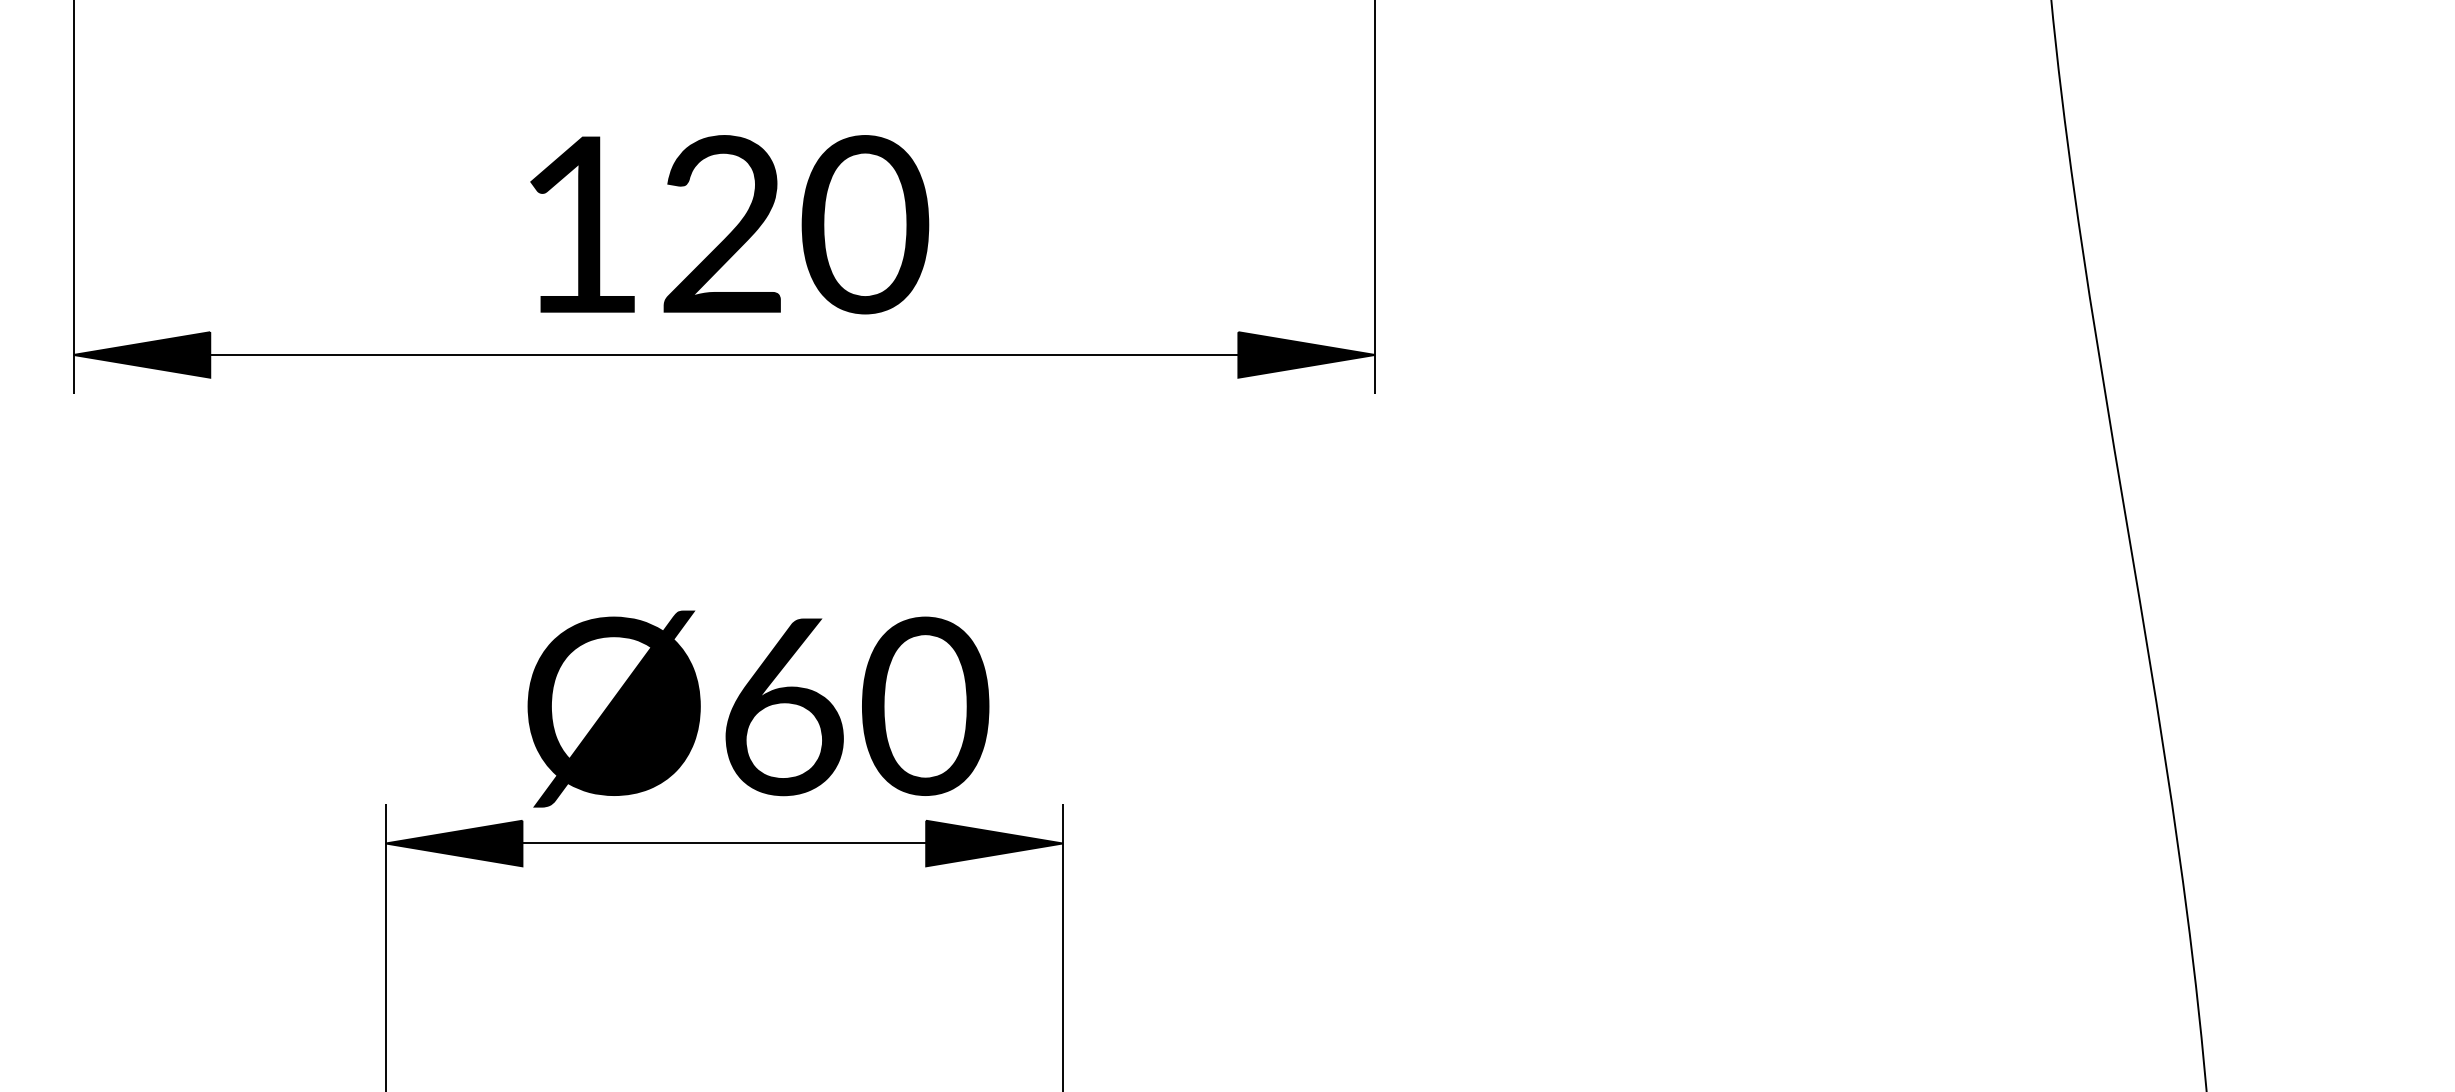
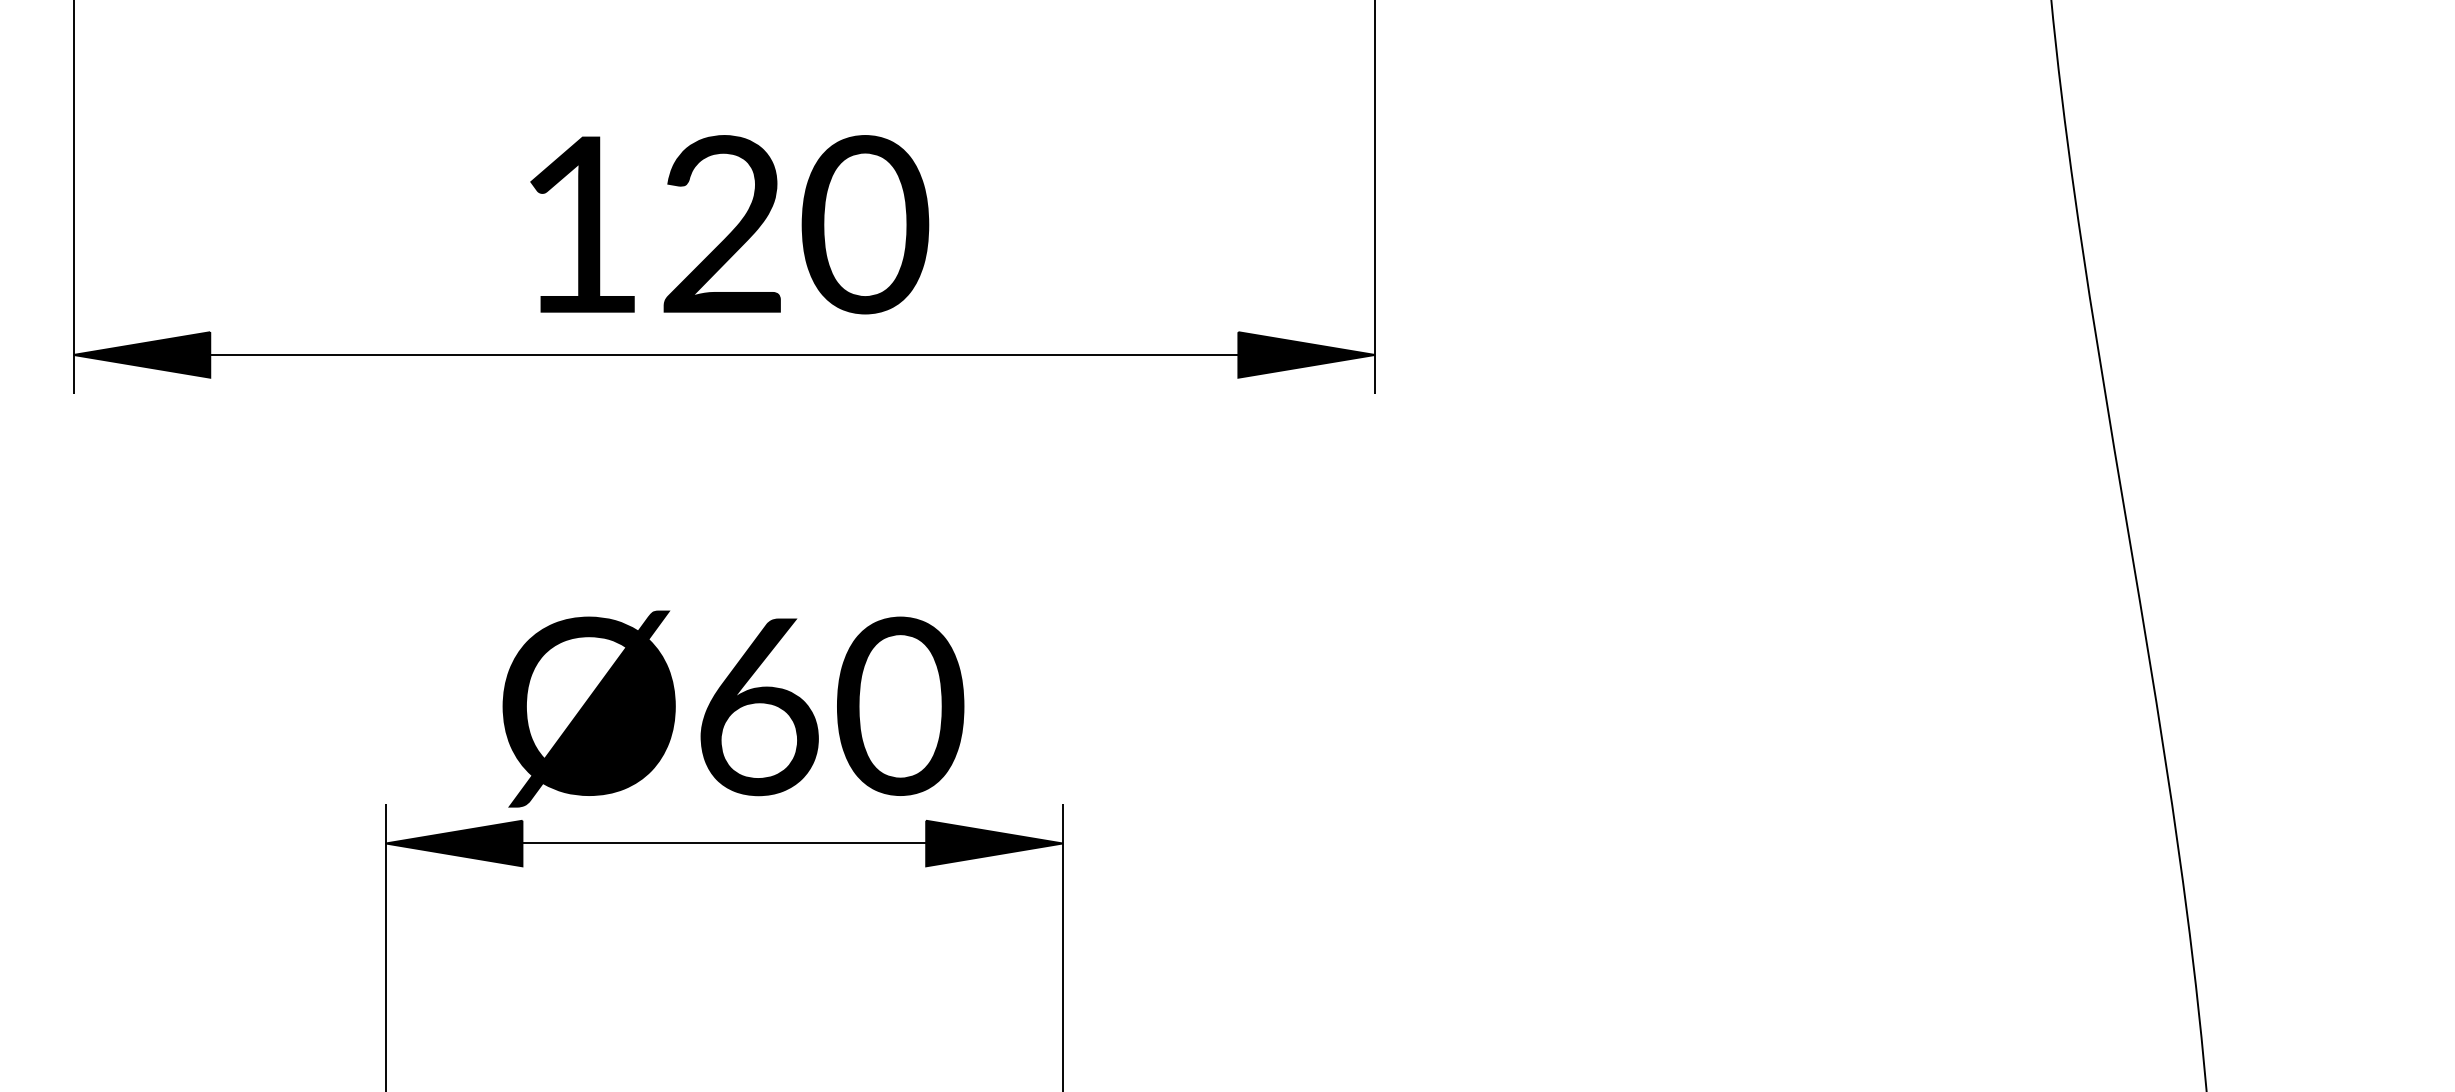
text position: (758, 708) -> (733, 708) (733, 708)
